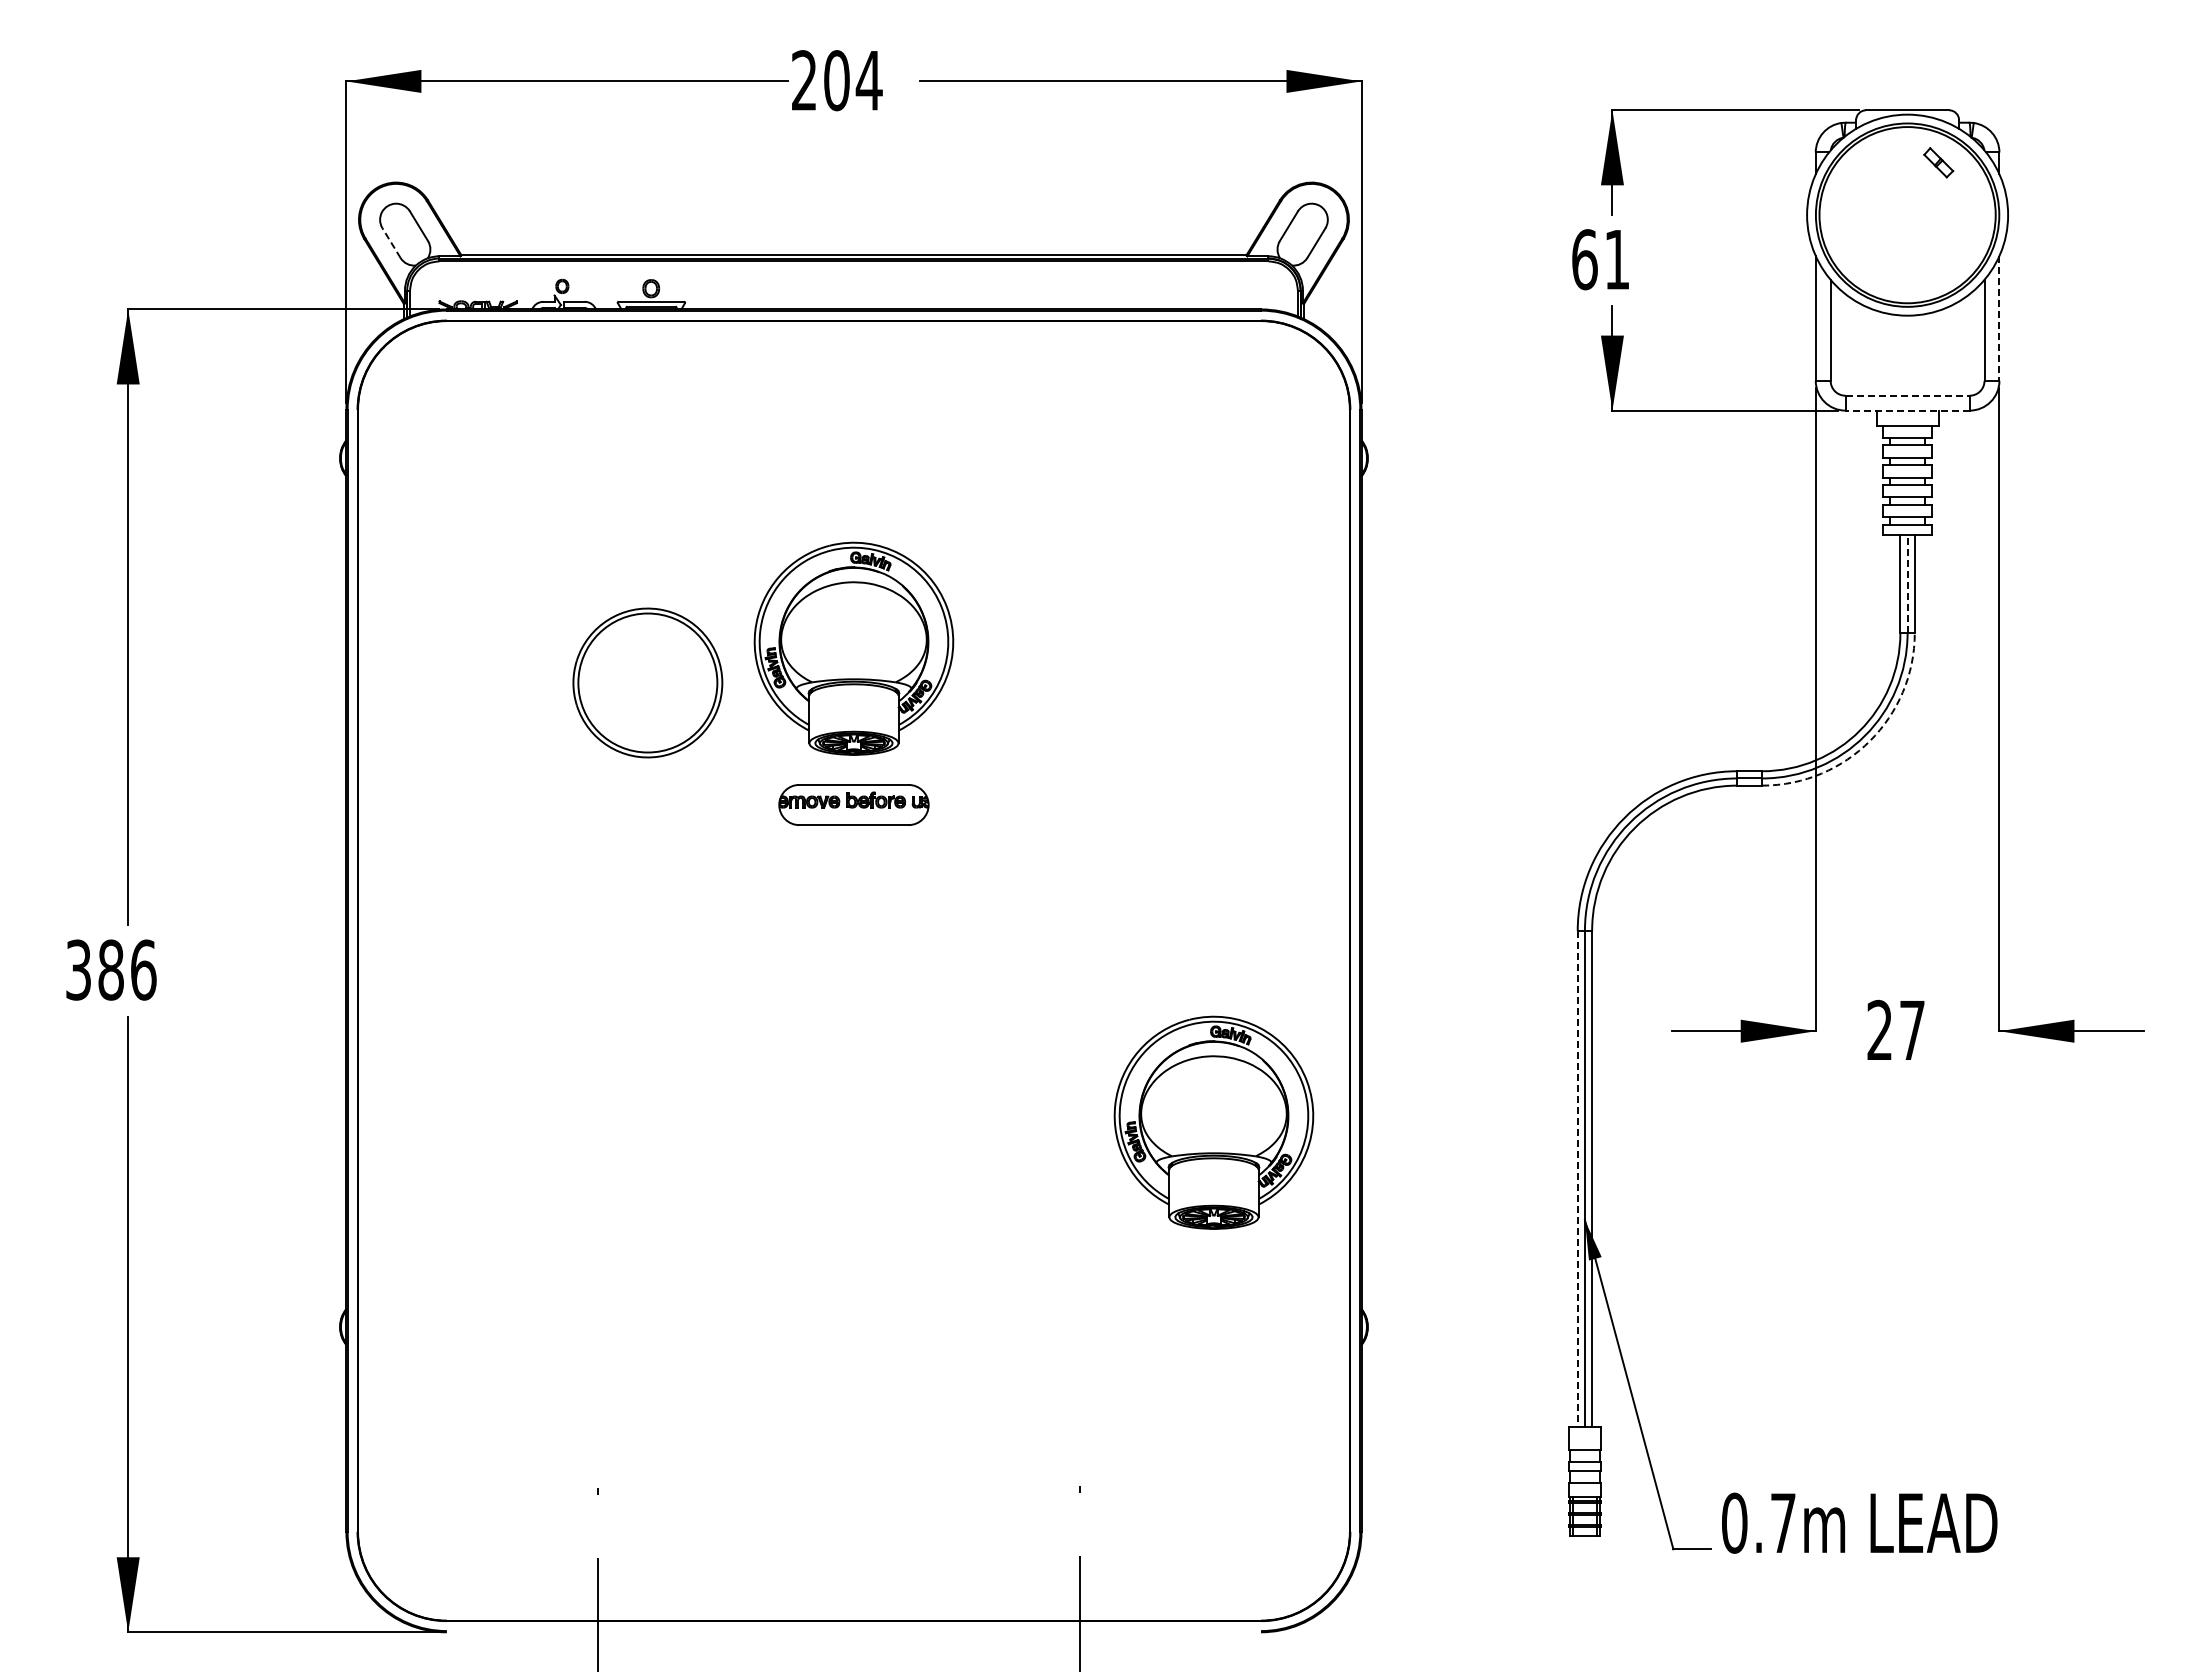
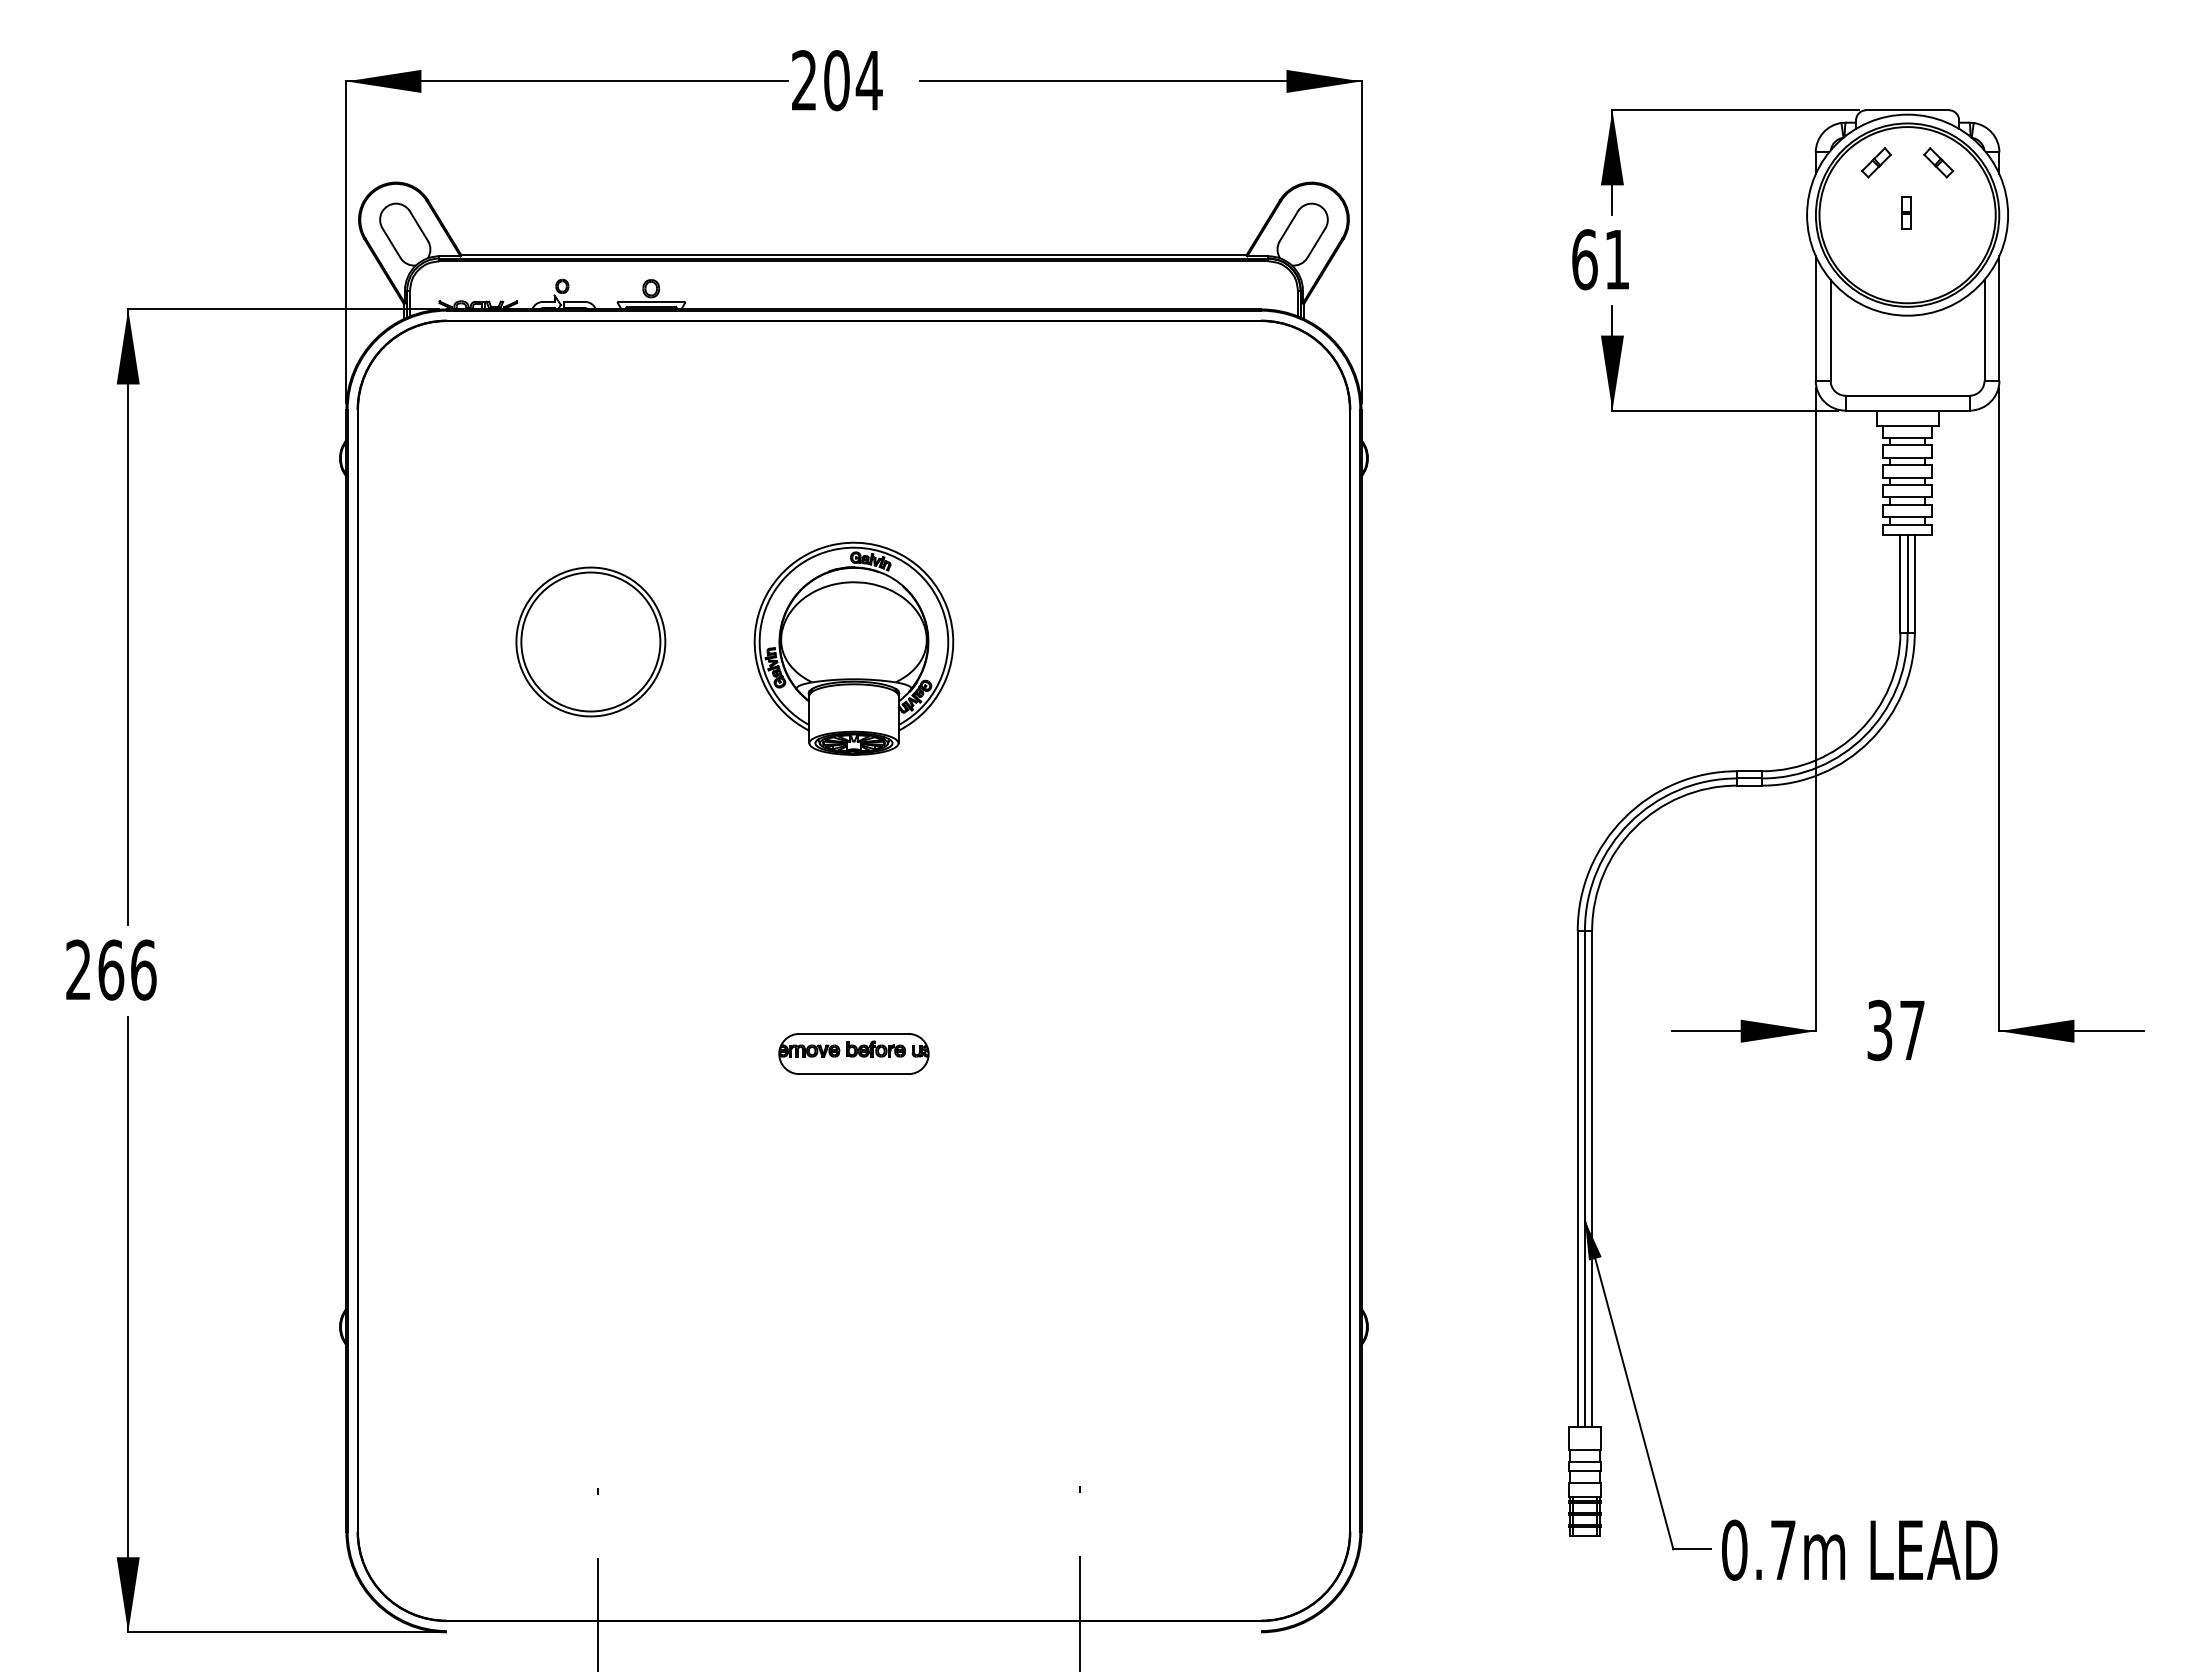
part: none -> present (1876, 162)
part: none -> present (1906, 212)
line: dashed -> solid (391, 242)
line: dashed -> solid (1999, 318)
line: dashed -> solid (1908, 395)
line: dashed -> solid (1907, 410)
line: dashed -> solid (1907, 583)
part position: (647, 682) -> (590, 641) (590, 641)
arc: dashed -> solid (1870, 740)
part position: (853, 804) -> (853, 1053) (853, 1053)
text: 386 -> 266 (95, 969)
text: 27 -> 37 (1879, 1030)
part: present -> none (1213, 1122)
line: dashed -> solid (1577, 1179)
text position: (1859, 1522) -> (1859, 1549) (1859, 1549)
